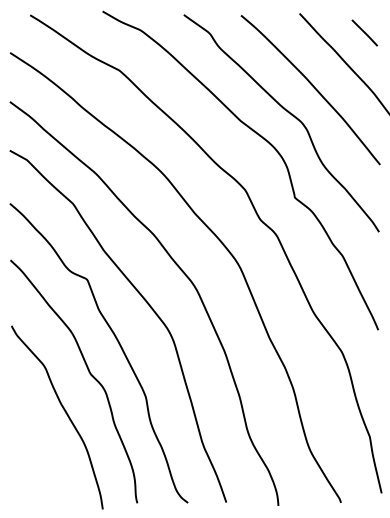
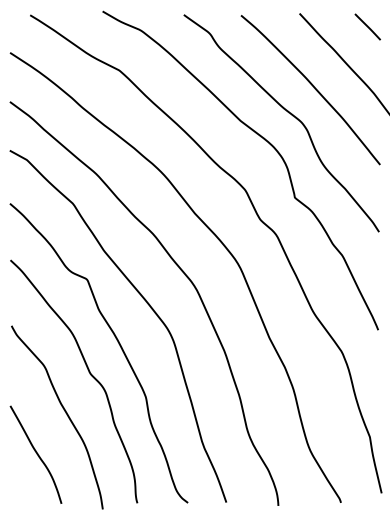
line position: (364, 32) -> (367, 26) (367, 26)
curve: none -> present (36, 454)
